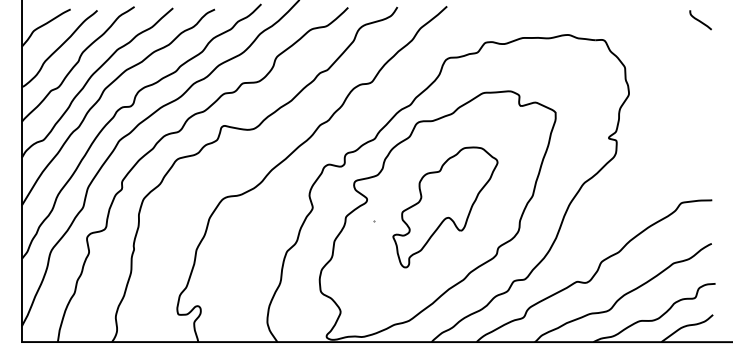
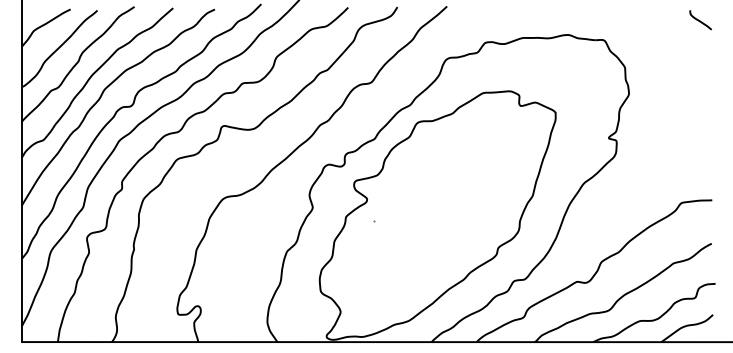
part: present -> none (445, 207)
